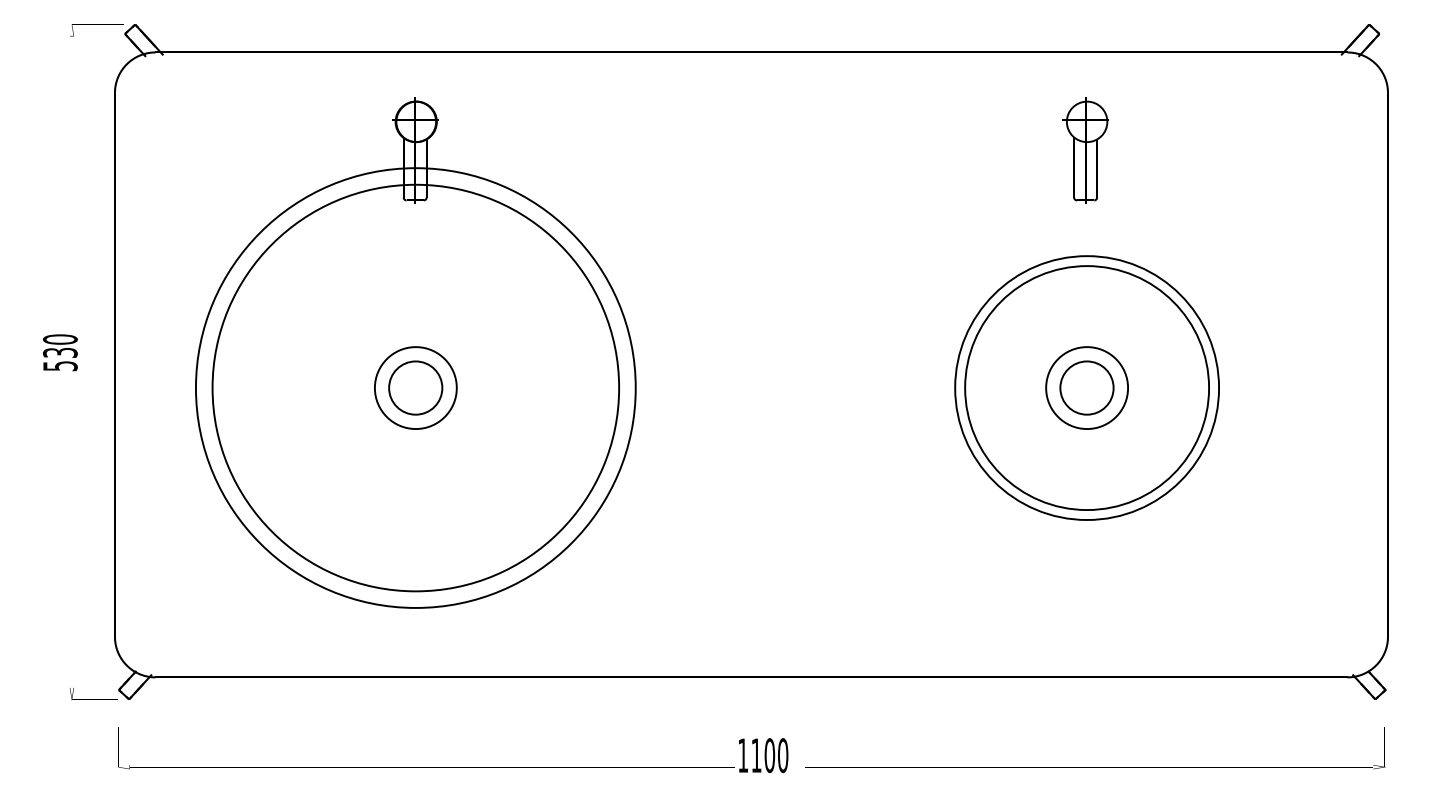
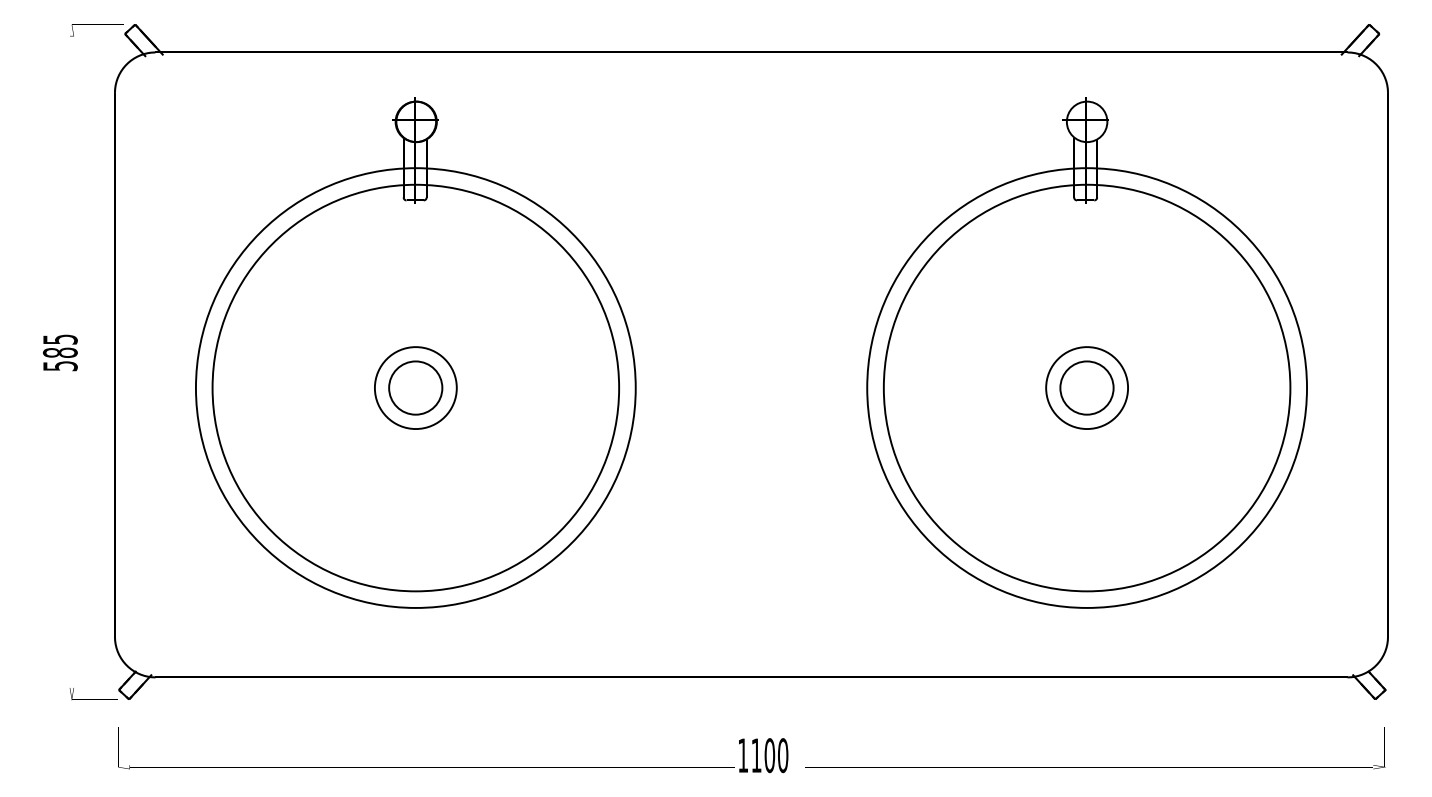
text: 530 -> 585 (59, 345)
circle diameter: 244 px -> 407 px (1086, 387)
circle diameter: 264 px -> 440 px (1087, 387)
